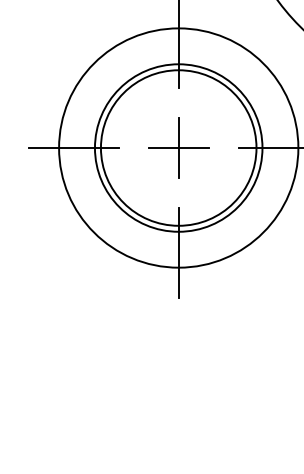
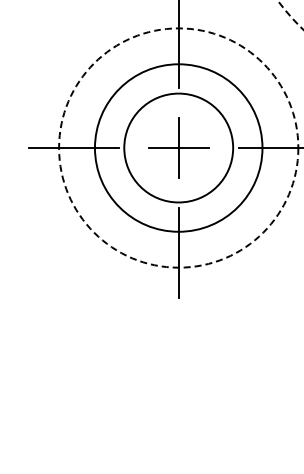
circle: solid -> dashed (290, 15)
circle diameter: 156 px -> 109 px (178, 147)
circle: solid -> dashed (178, 147)
